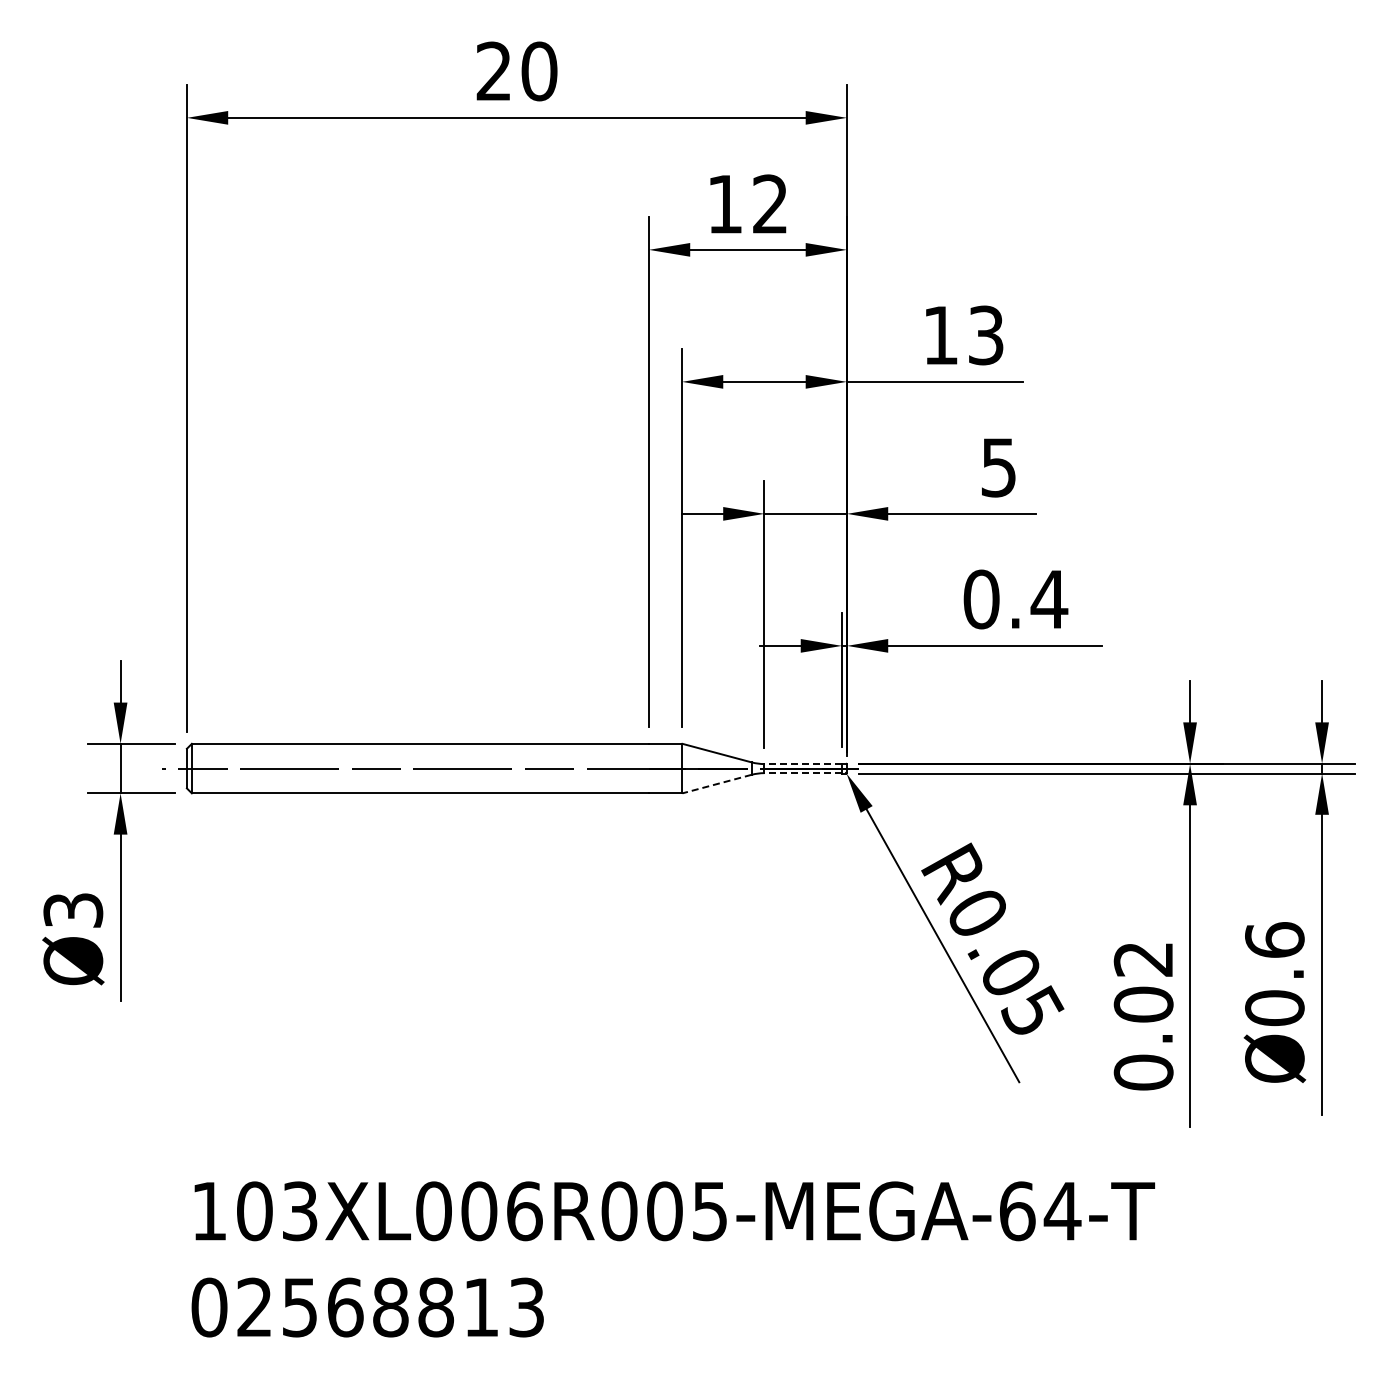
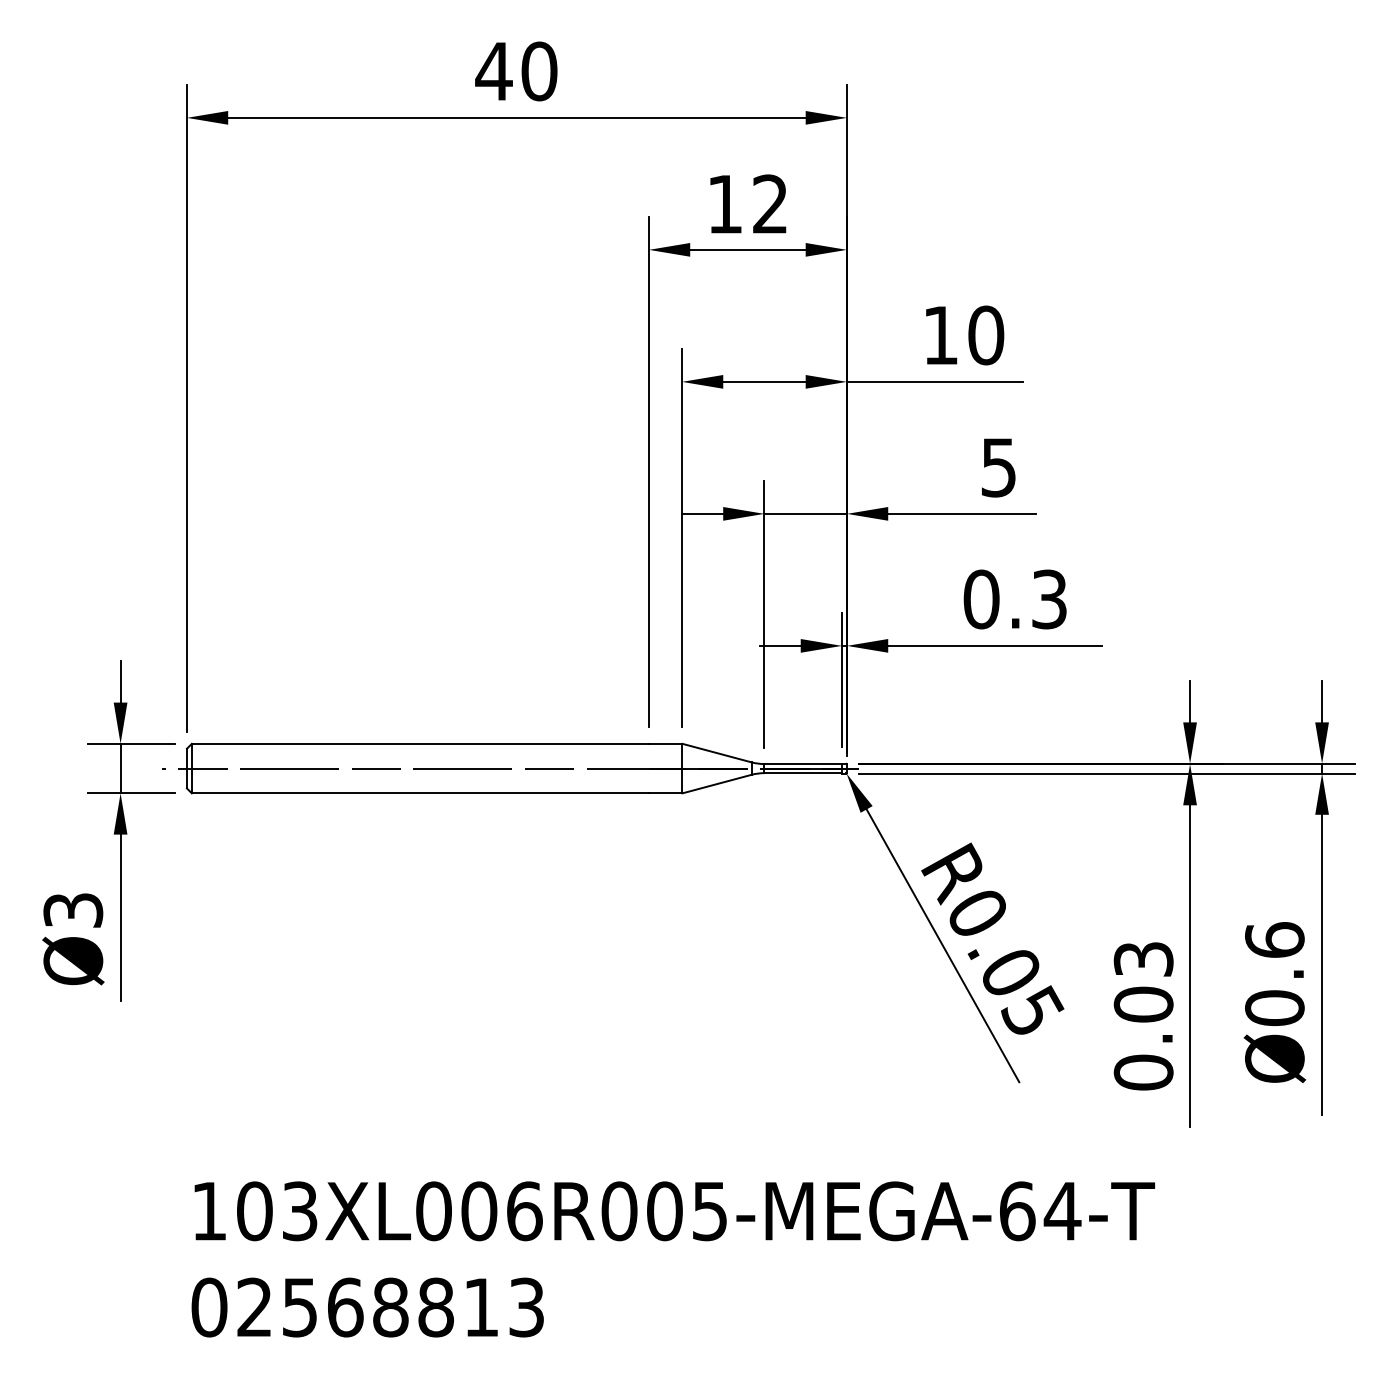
text: 20 -> 40 (493, 70)
text: 13 -> 10 (986, 335)
text: 0.4 -> 0.3 (1049, 599)
line: dashed -> solid (803, 764)
line: dashed -> solid (803, 773)
line: dashed -> solid (717, 784)
text: 0.02 -> 0.03 (1143, 959)
